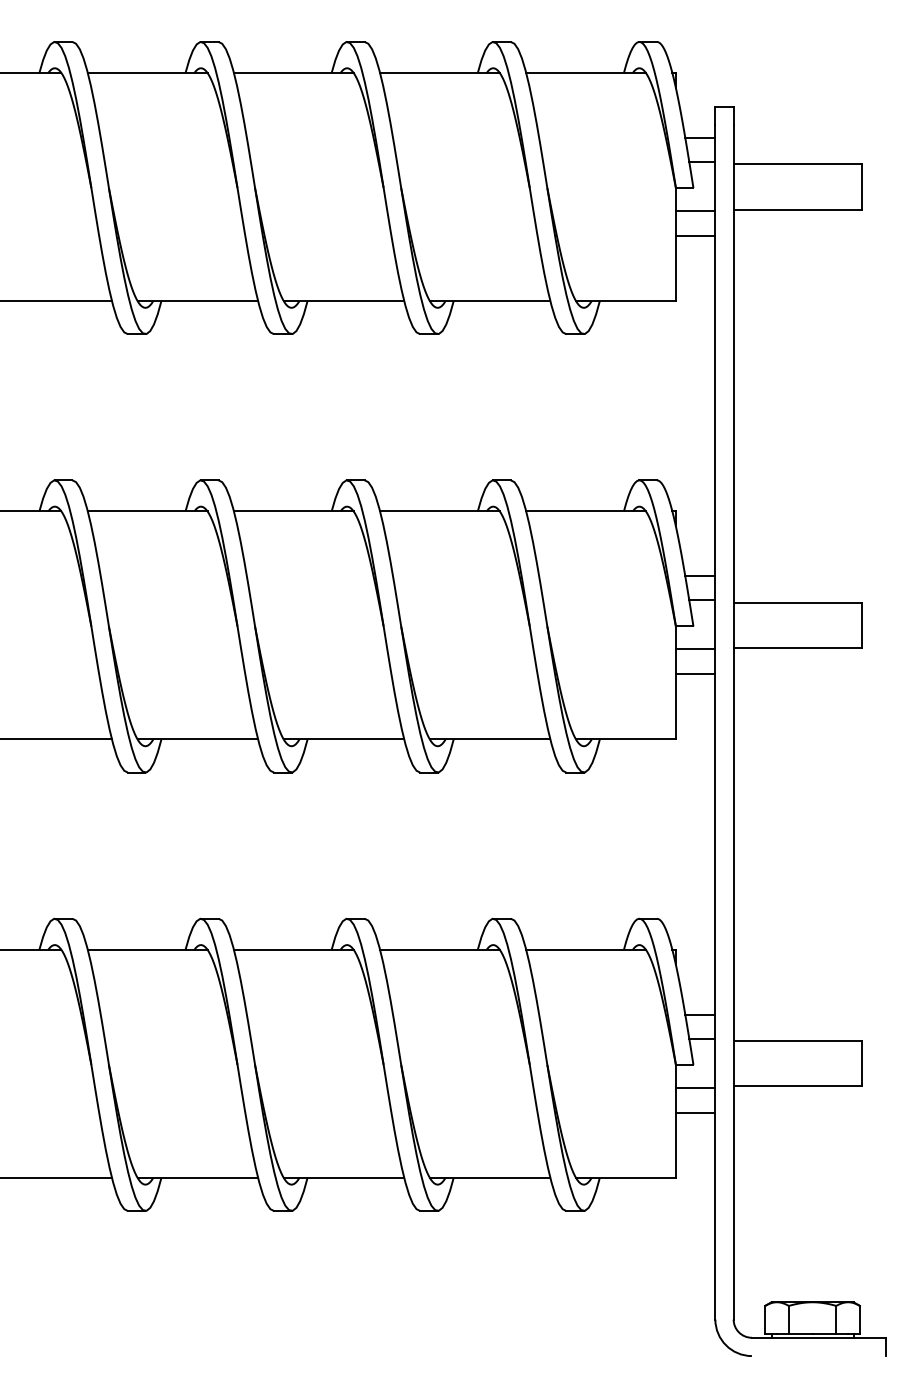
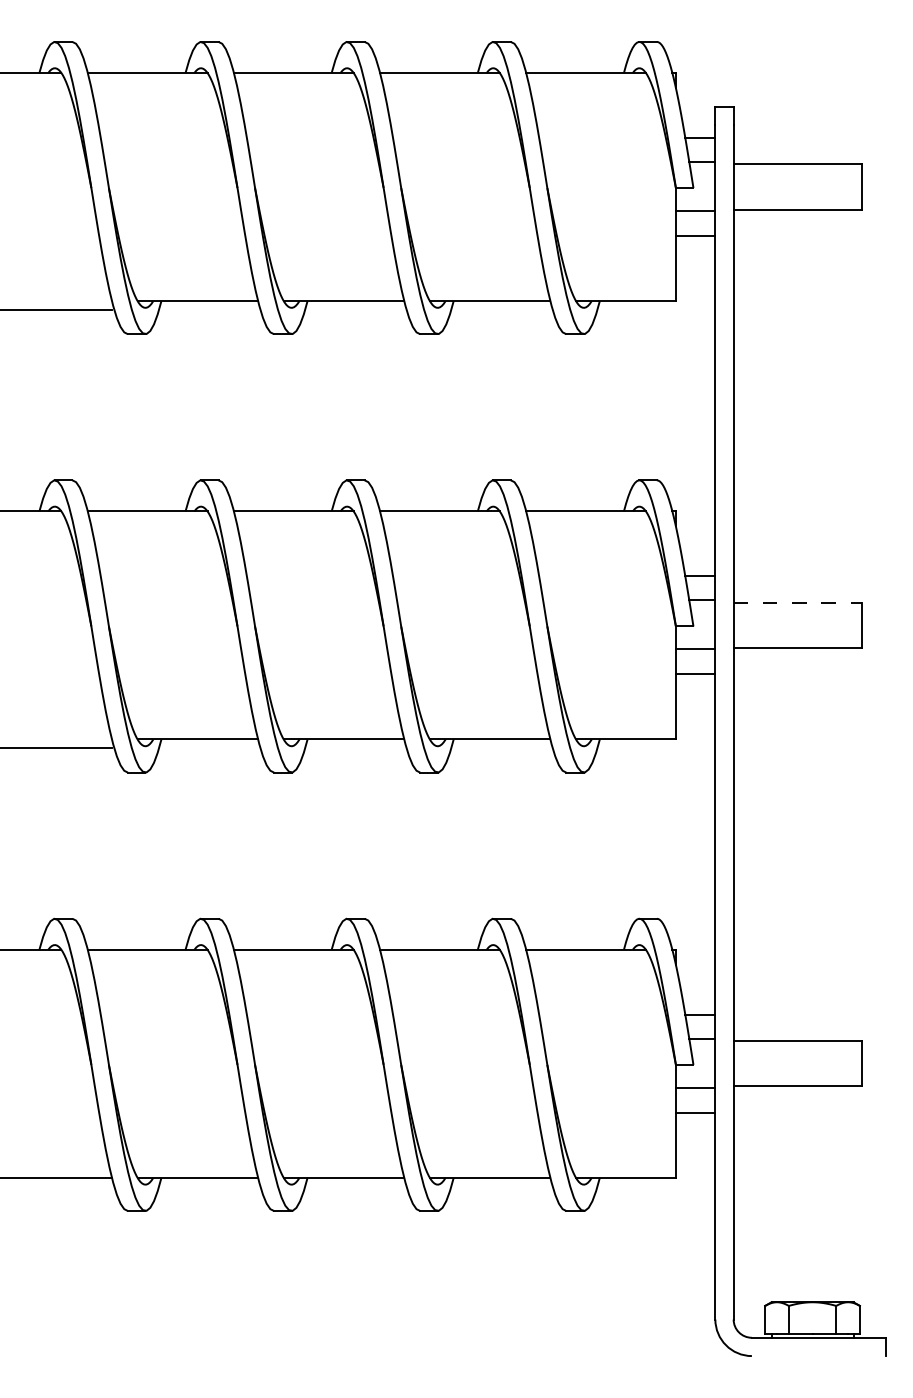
line position: (56, 301) -> (56, 310) (56, 310)
line: solid -> dashed (797, 602)
line position: (56, 739) -> (56, 748) (56, 748)
